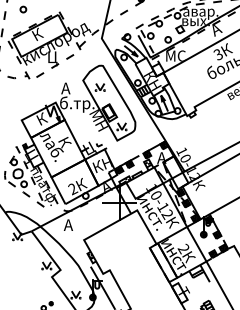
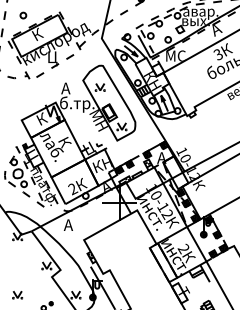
part position: (23, 9) -> (23, 15) (23, 15)
part: none -> present (17, 295)
